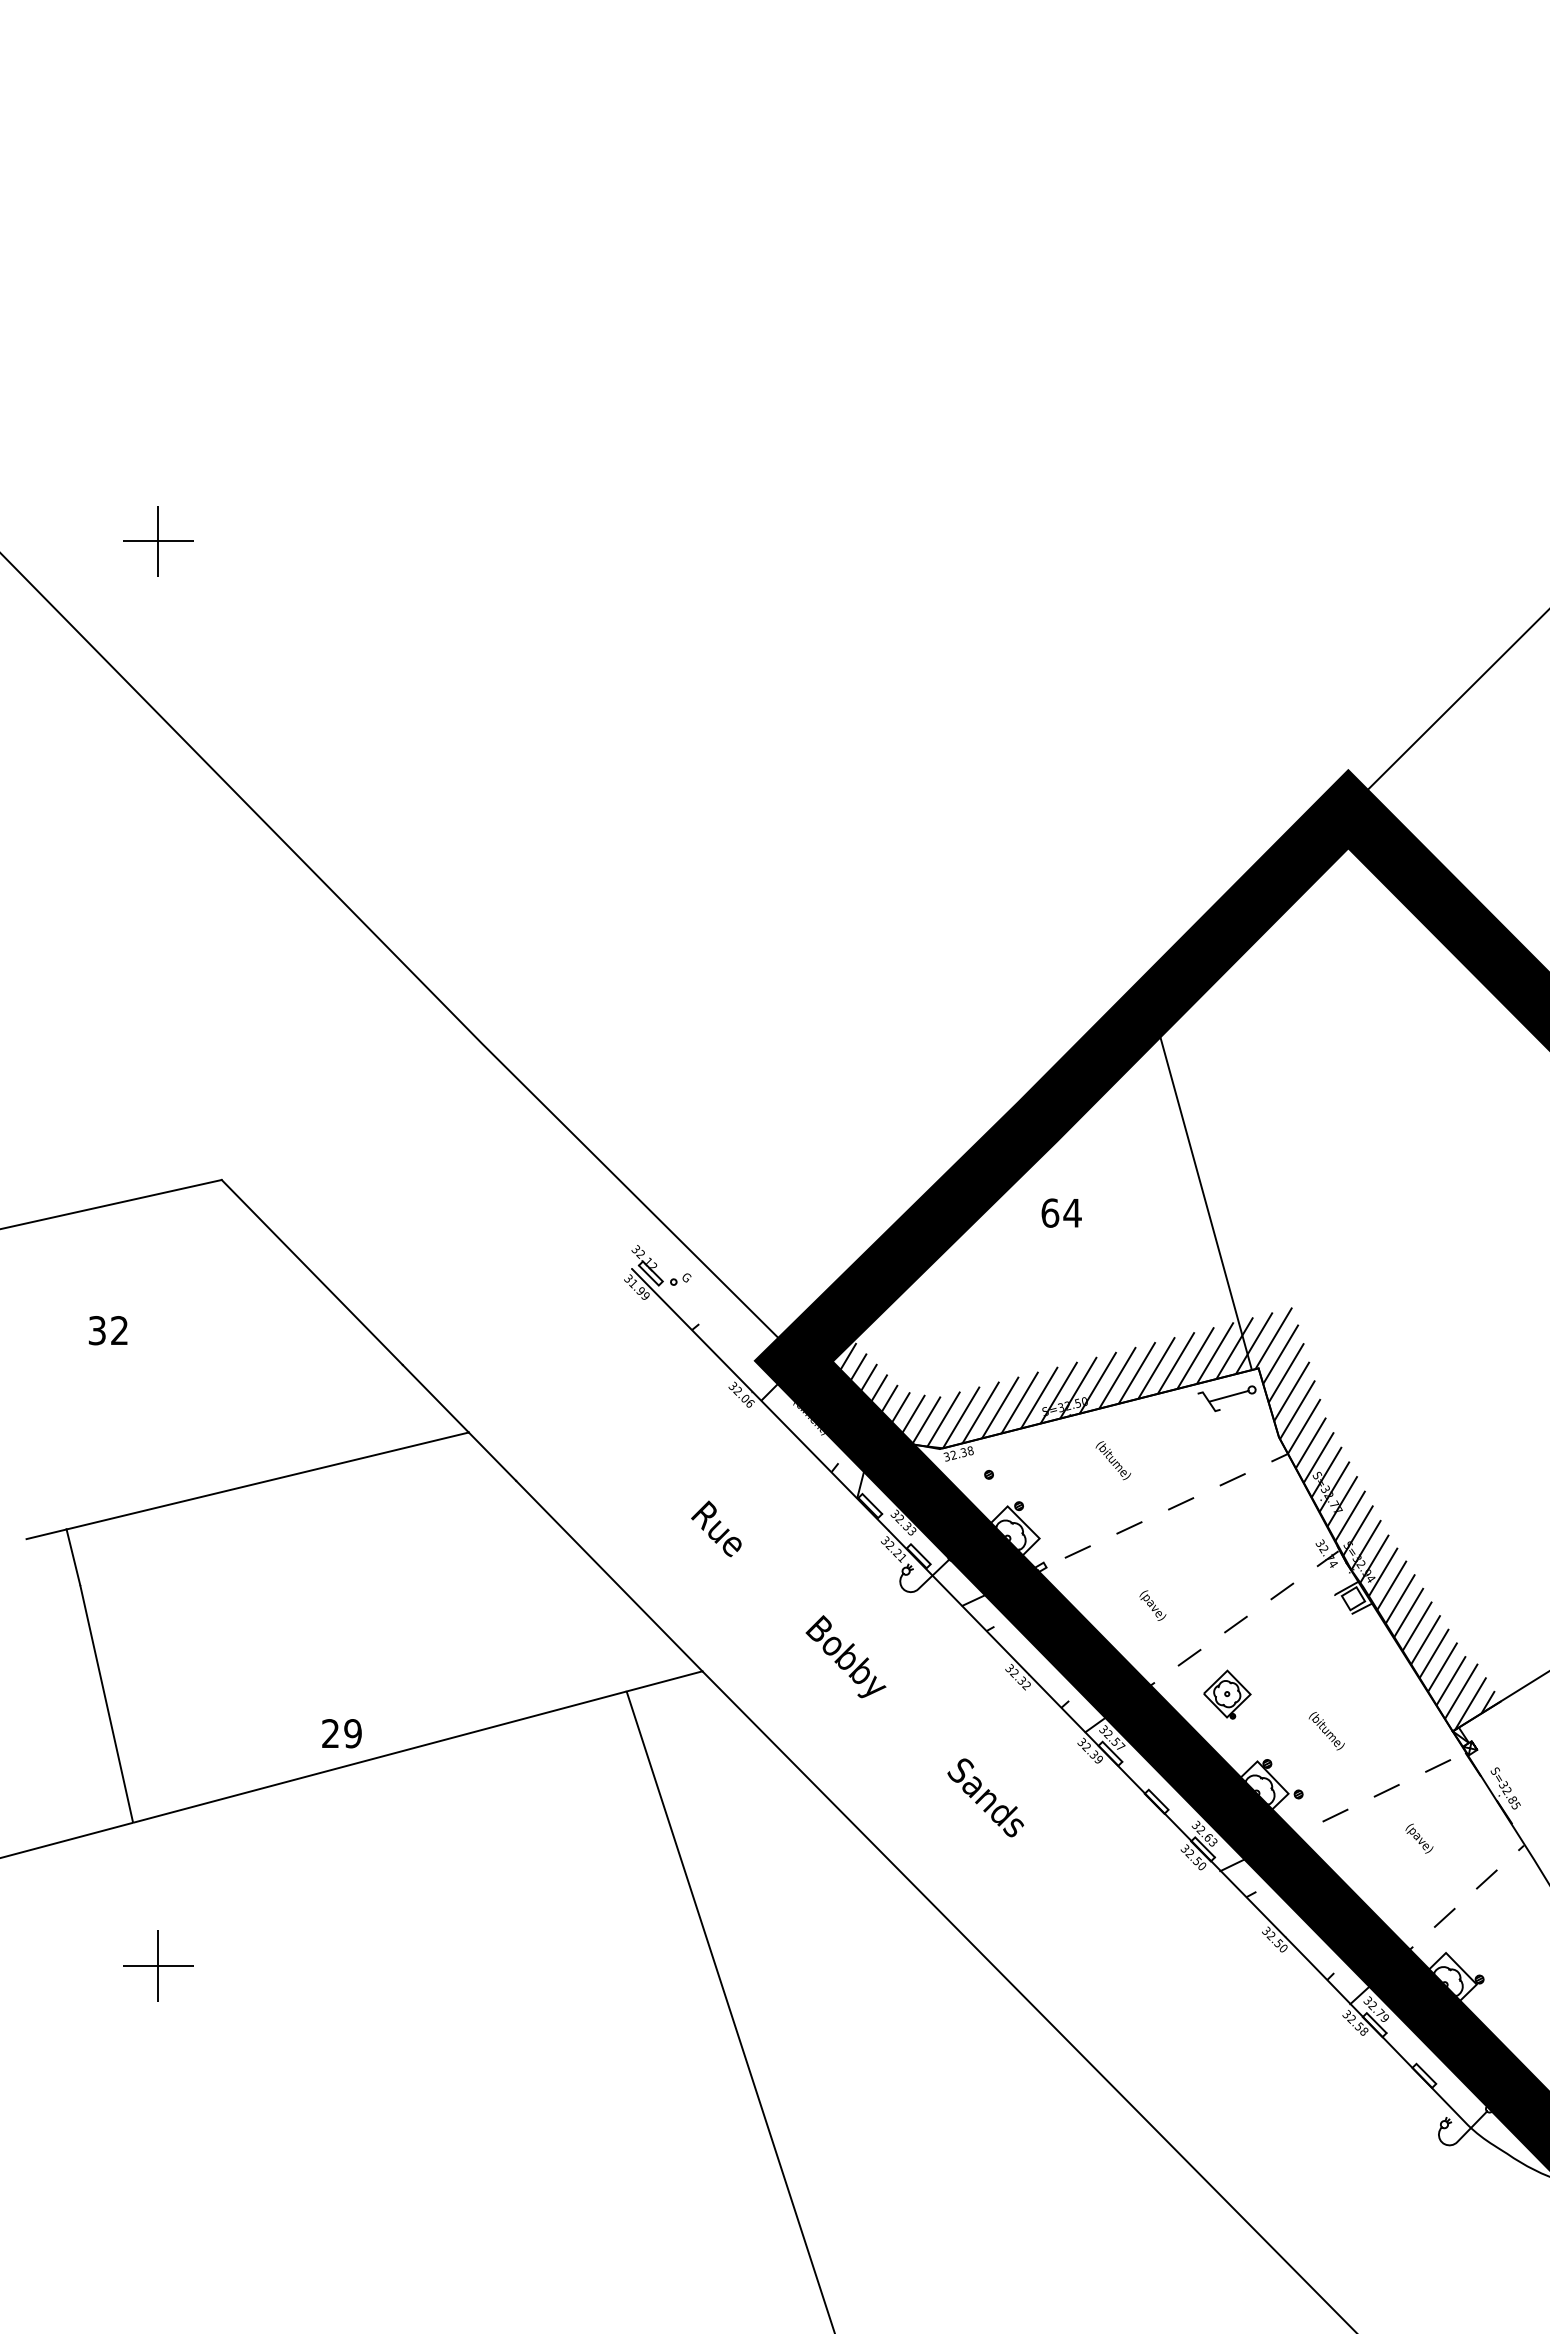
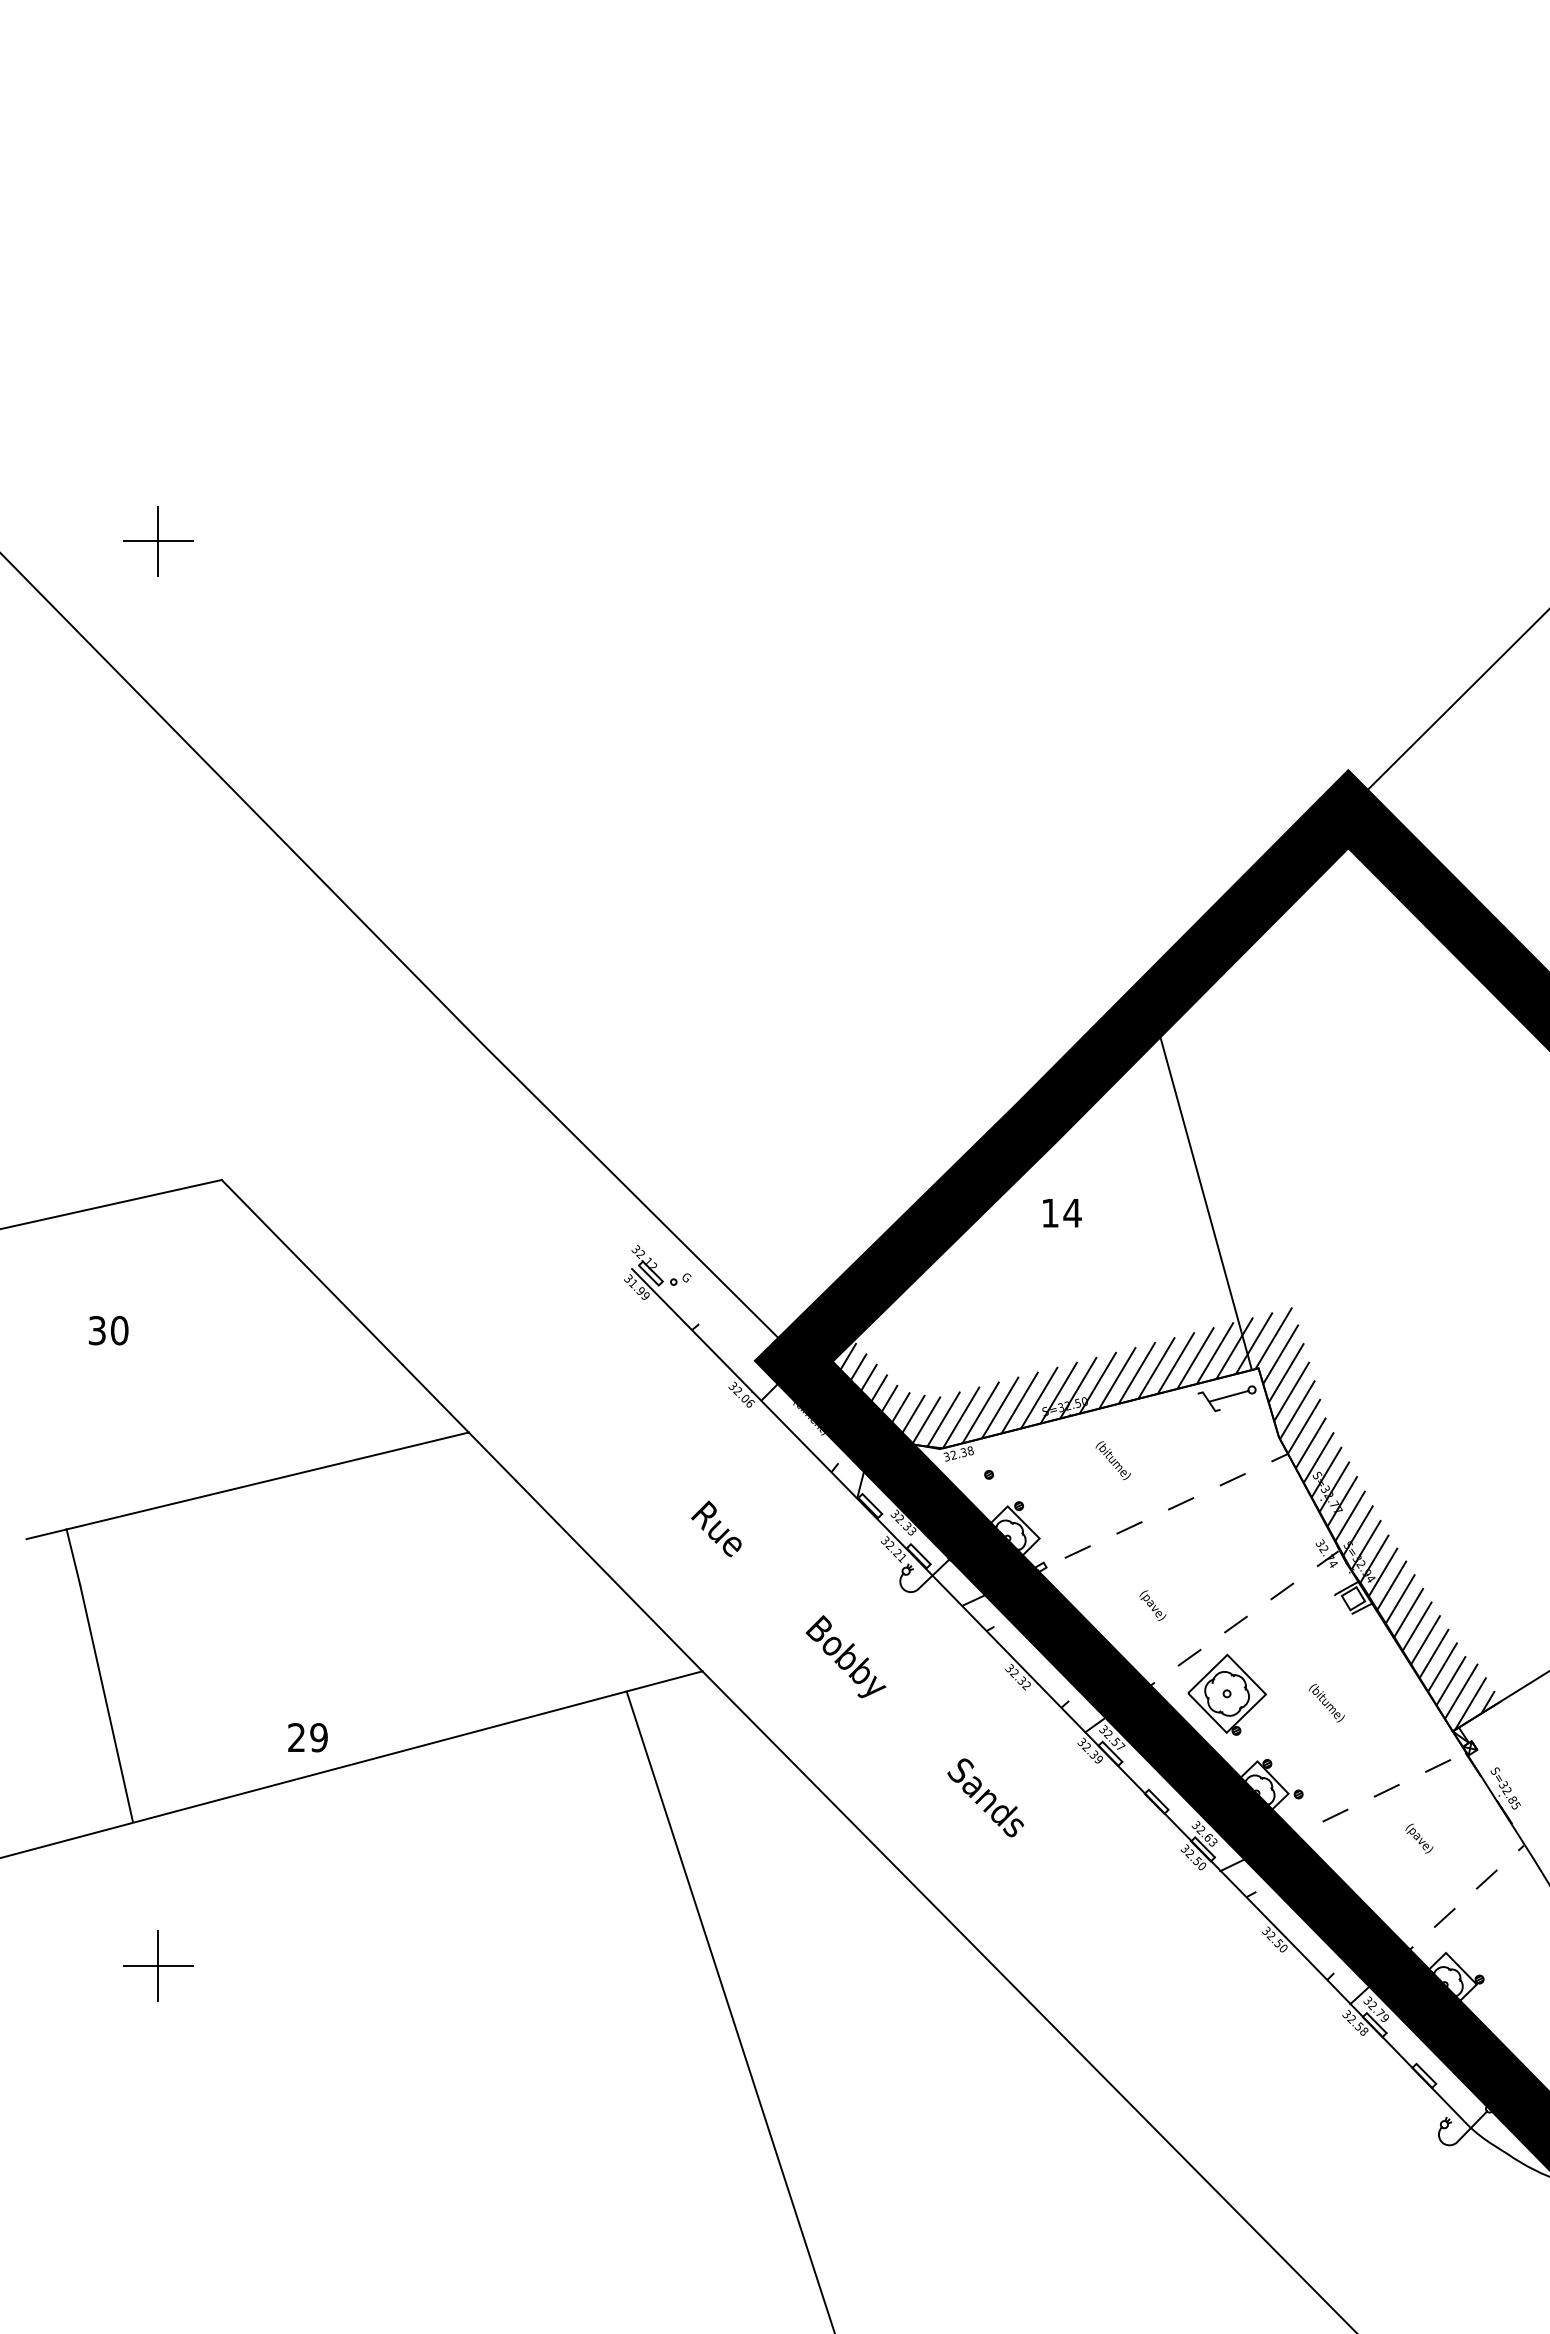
text: 64 -> 14 (1050, 1212)
text: 32 -> 30 (119, 1330)
part size: 49x51 px -> 81x83 px (1227, 1694)
text position: (1326, 1731) -> (1326, 1703) (1326, 1703)
text position: (341, 1733) -> (307, 1737) (307, 1737)
